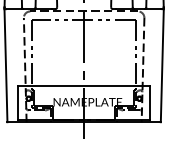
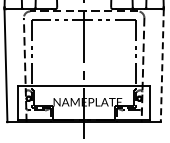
line: solid -> dashed (162, 66)
